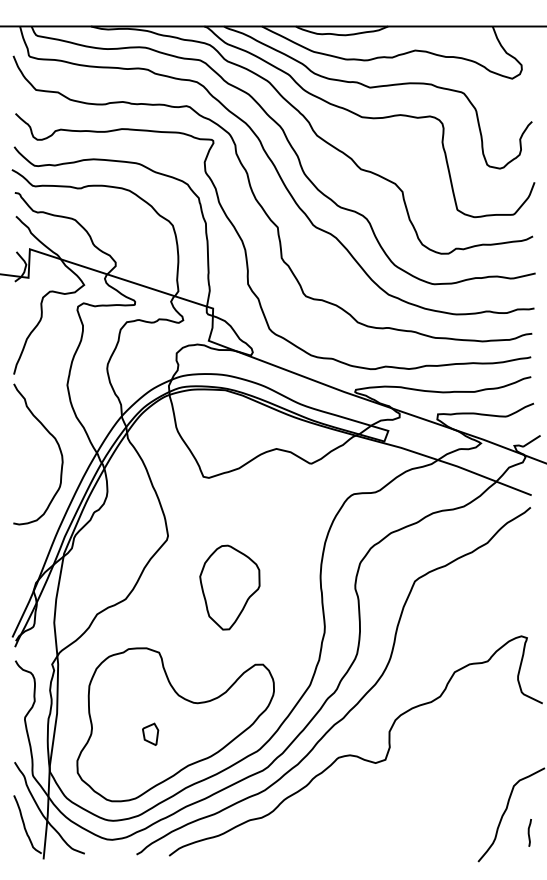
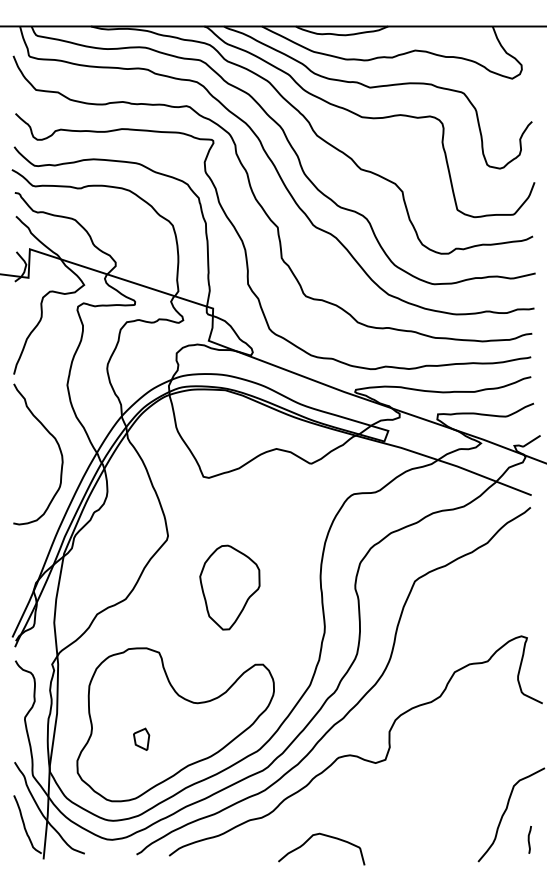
part position: (150, 733) -> (141, 738) (141, 738)
curve position: (529, 832) -> (529, 839) (529, 839)
curve: none -> present (325, 836)
